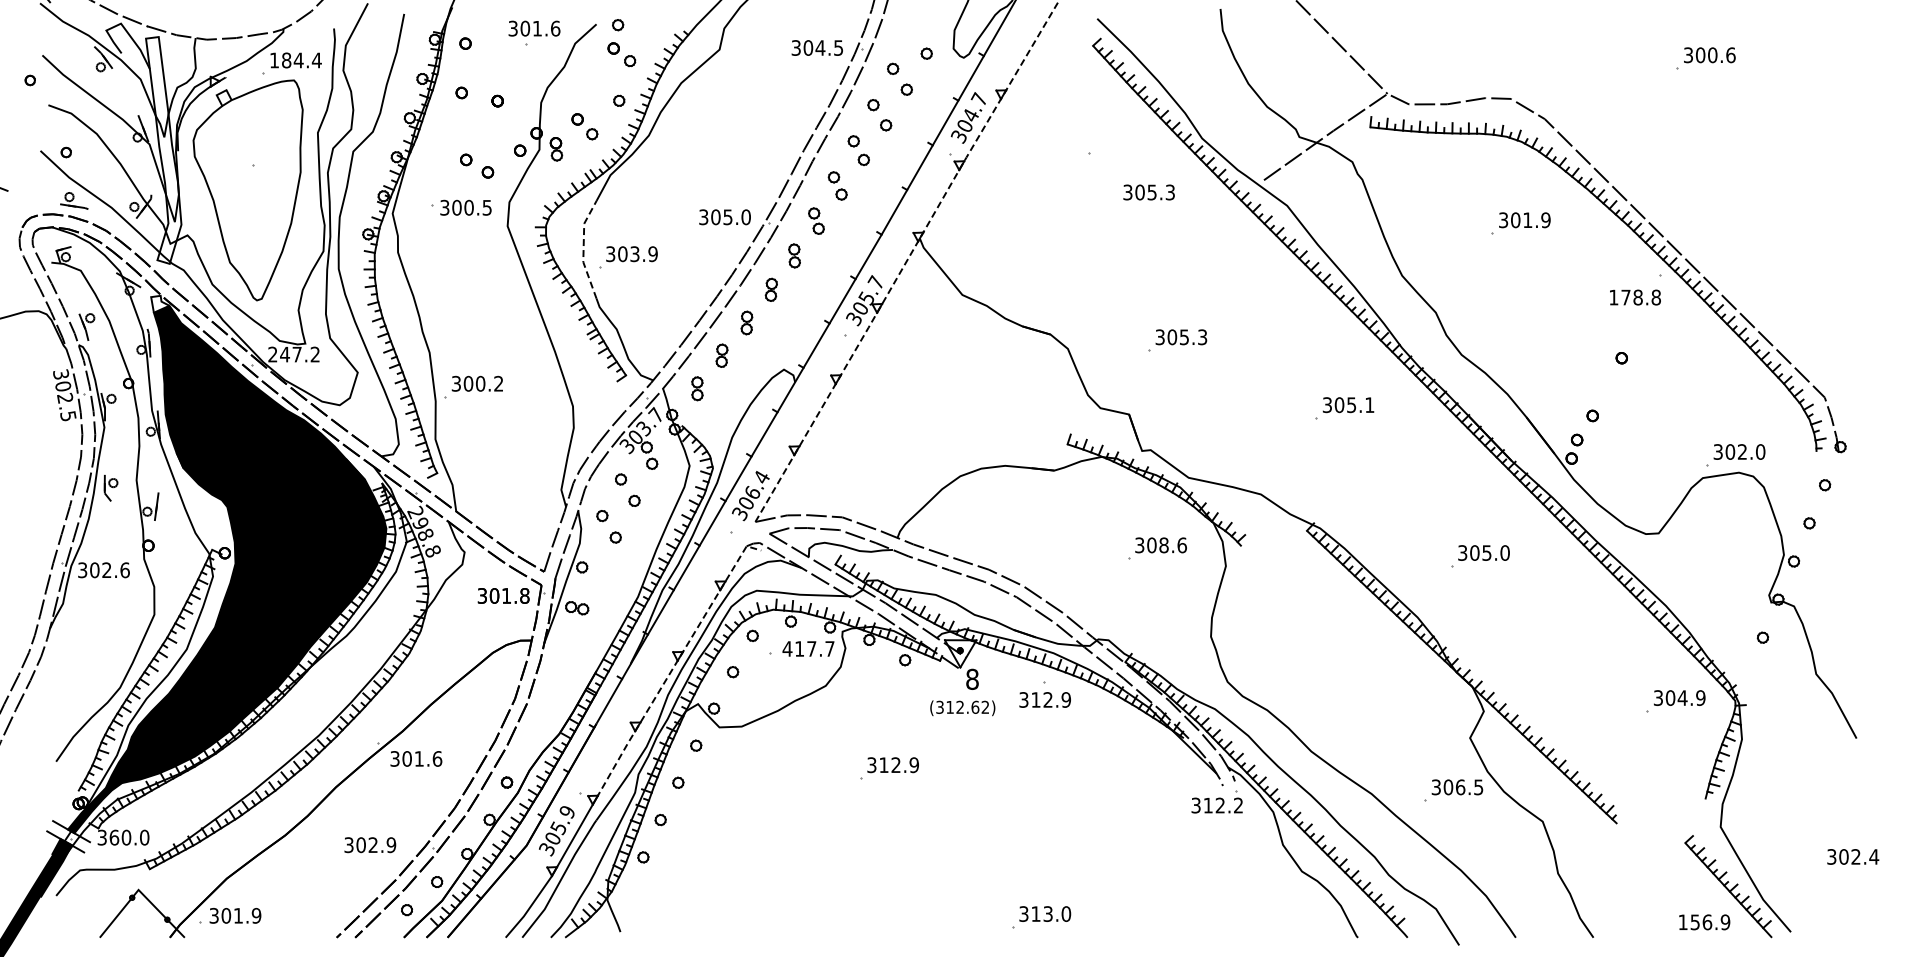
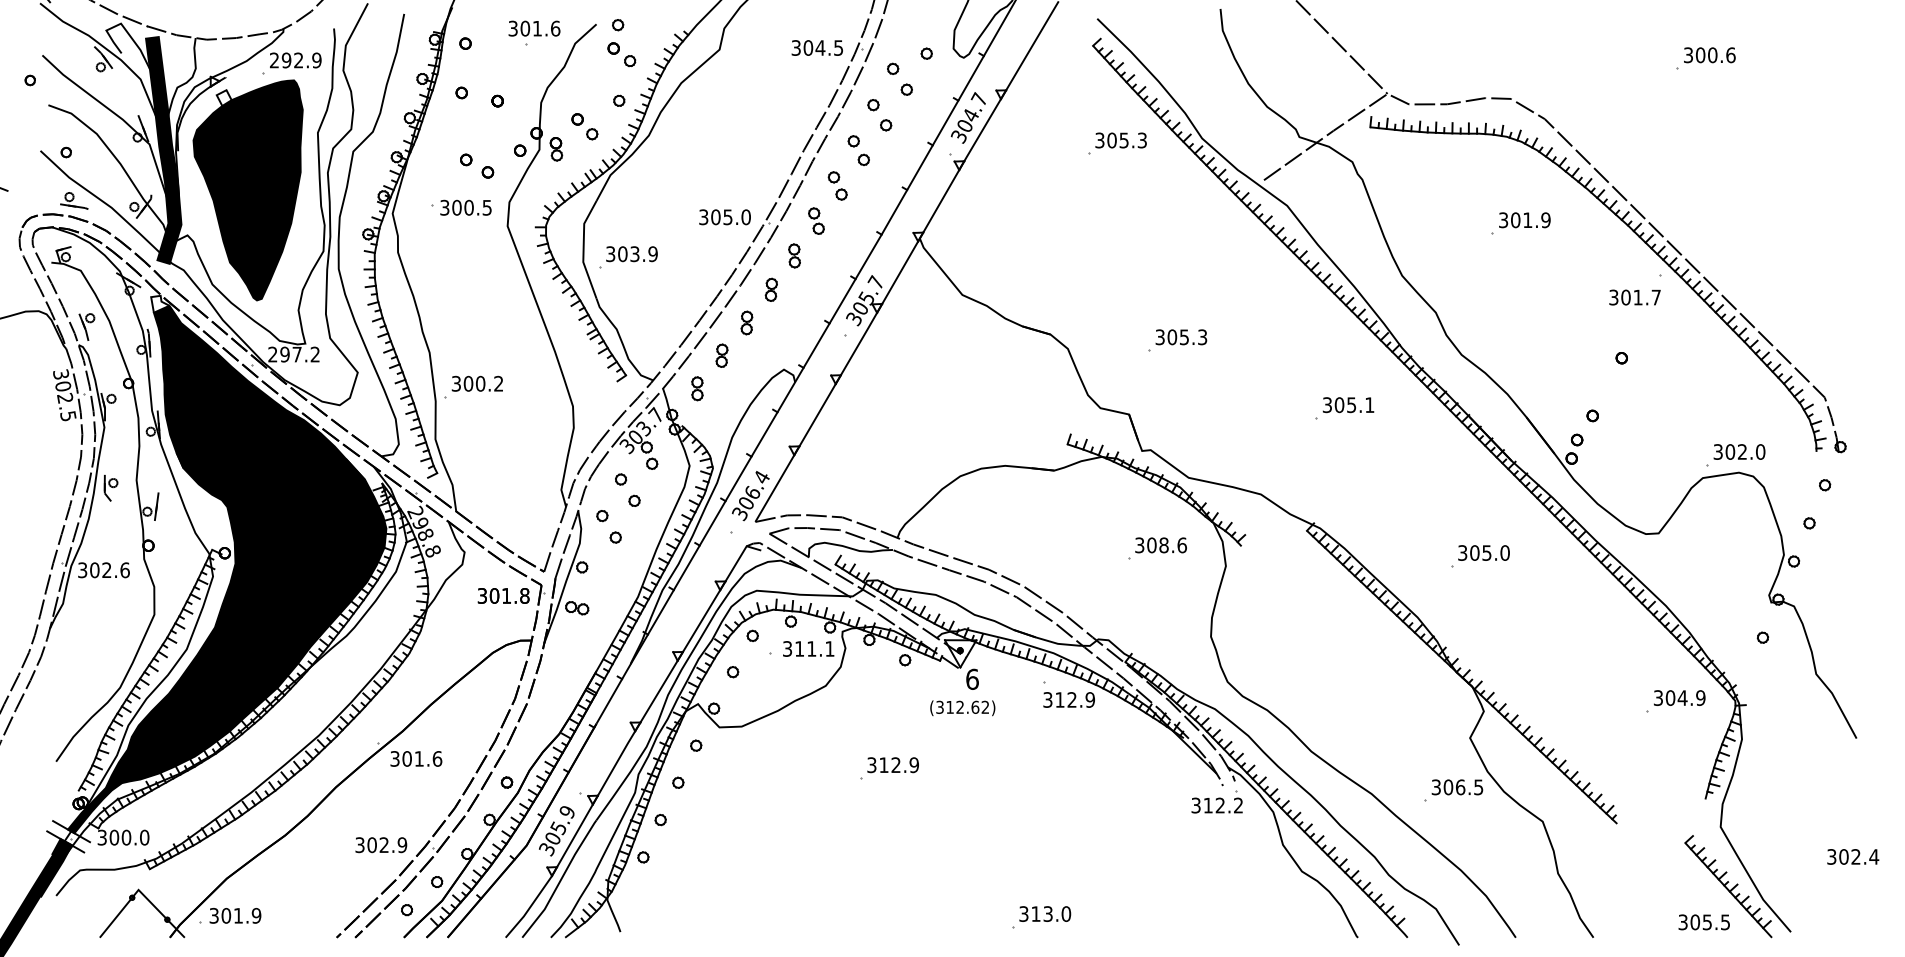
text: 184.4 -> 292.9 (295, 60)
fill: none -> present (163, 150)
fill: none -> present (247, 190)
text position: (1148, 192) -> (1120, 140) (1120, 140)
line: dashed -> solid (583, 249)
line: dashed -> solid (906, 261)
text: 178.8 -> 301.7 (1634, 297)
text: 247.2 -> 297.2 (284, 354)
text: 417.7 -> 311.1 (808, 648)
line: dashed -> solid (675, 664)
text: 8 -> 6 (972, 678)
text position: (1044, 699) -> (1068, 699) (1068, 699)
text: 360.0 -> 300.0 (114, 837)
text position: (370, 845) -> (381, 845) (381, 845)
text: 156.9 -> 305.5 (1704, 922)
